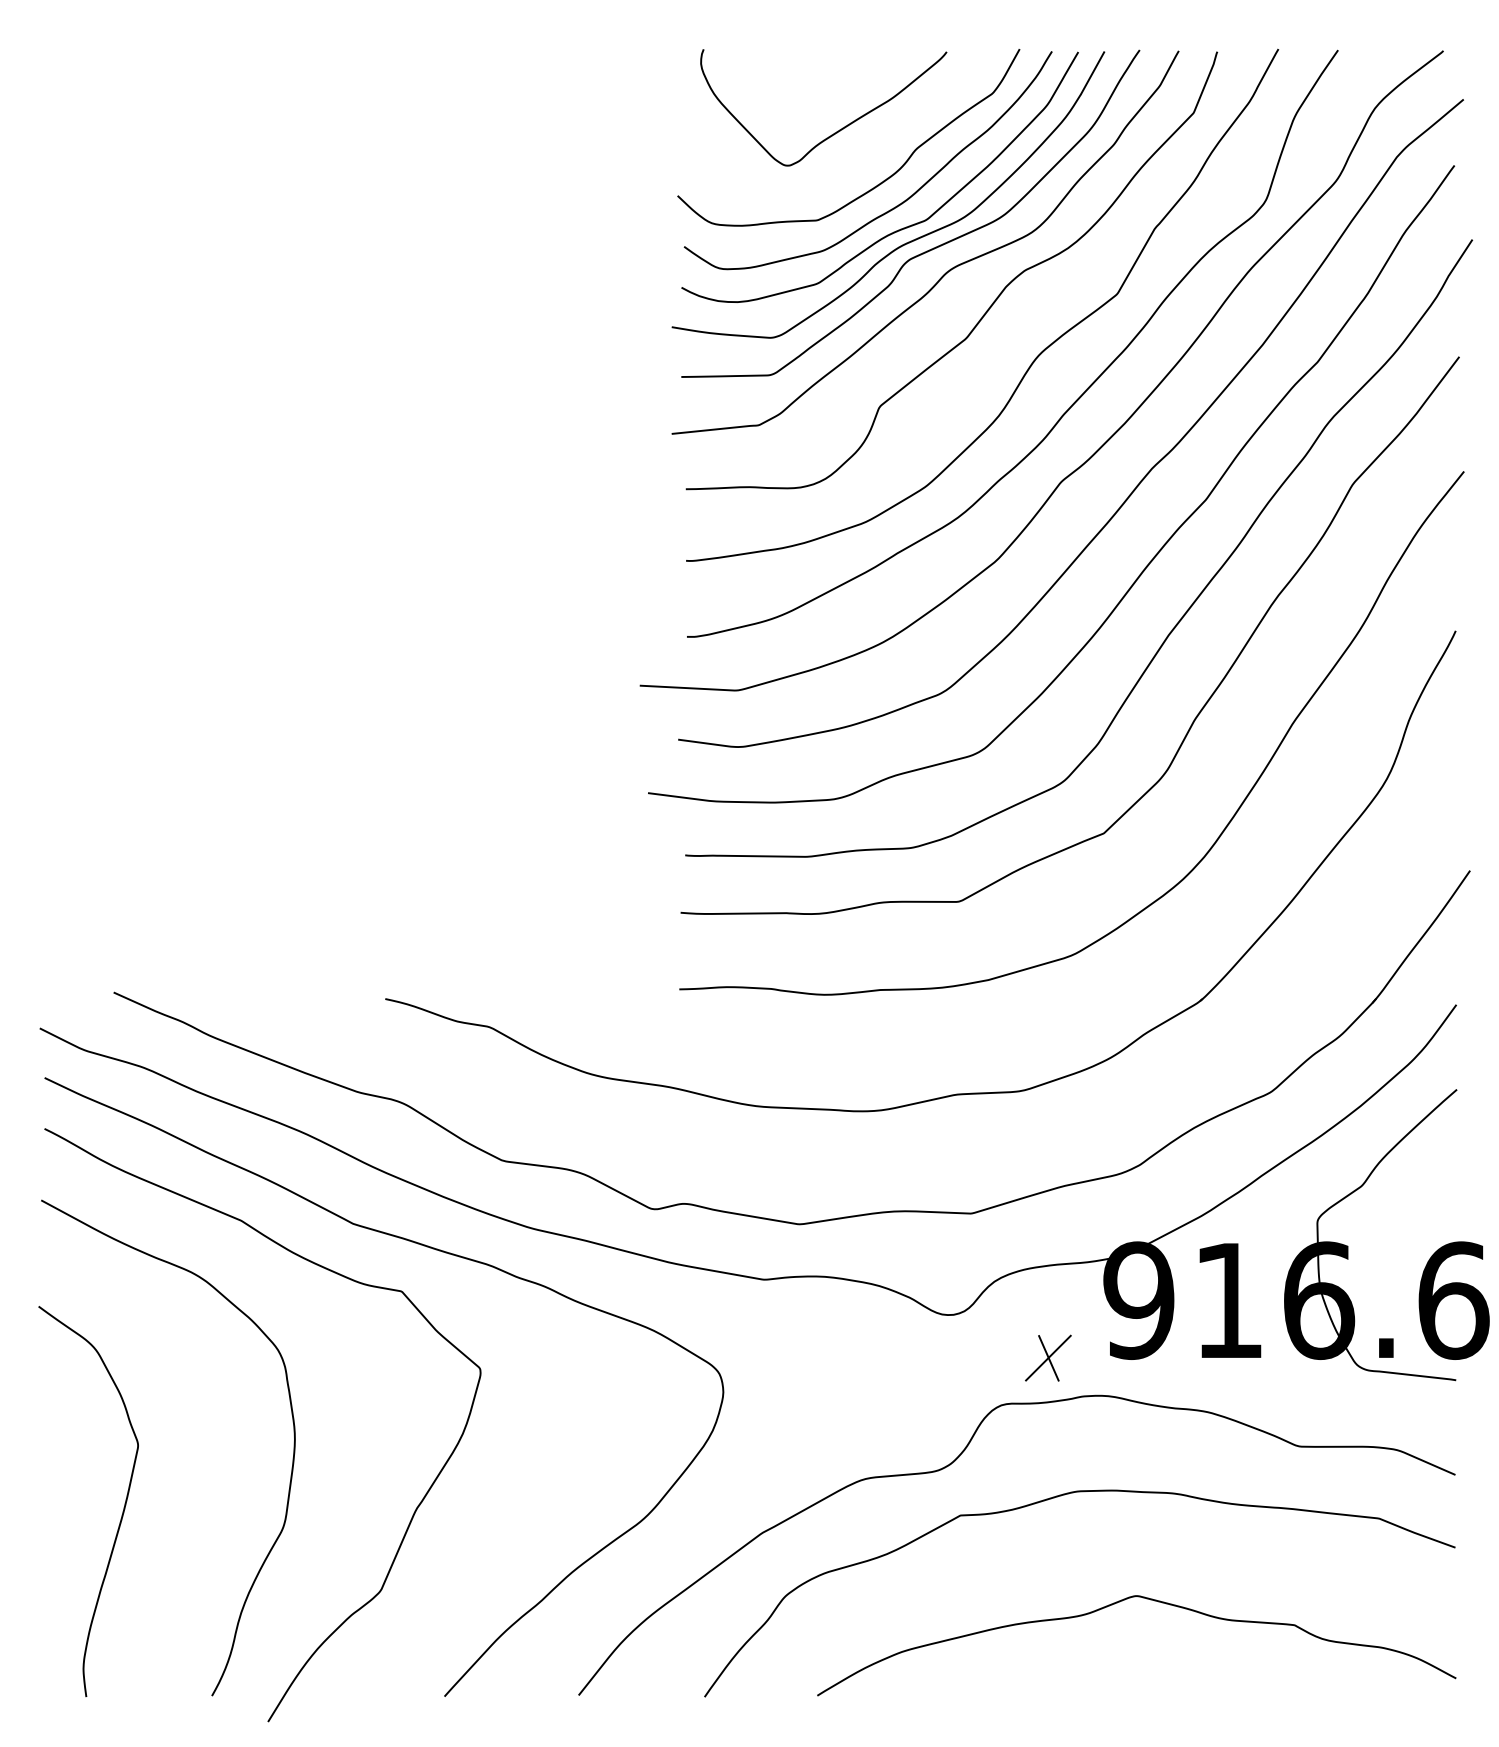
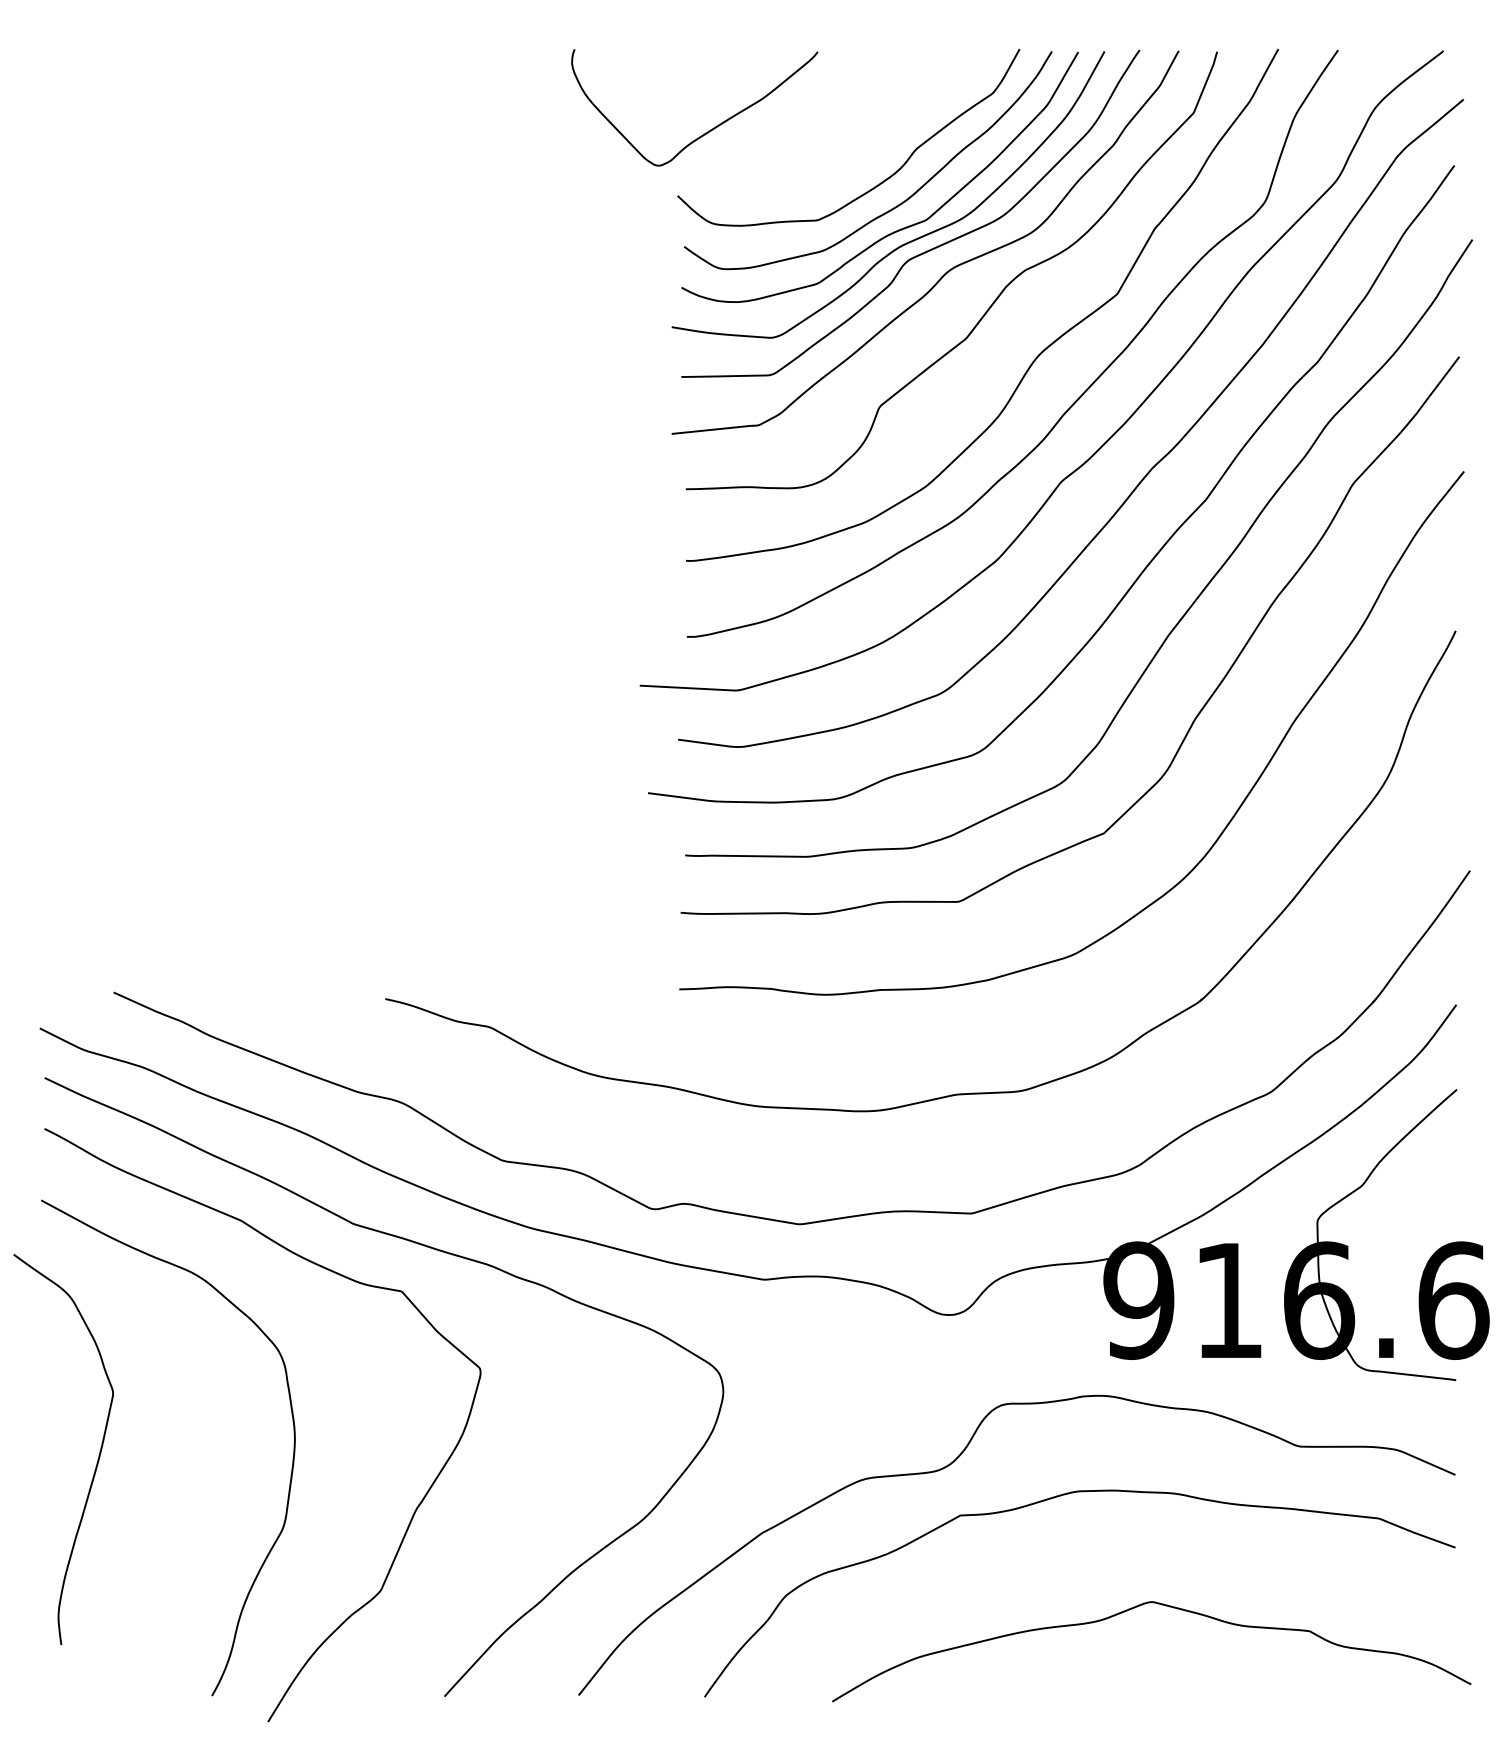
curve position: (839, 129) -> (710, 129) (710, 129)
part: present -> none (1048, 1357)
curve position: (122, 1511) -> (97, 1459) (97, 1459)
curve position: (1117, 1603) -> (1132, 1609) (1132, 1609)
